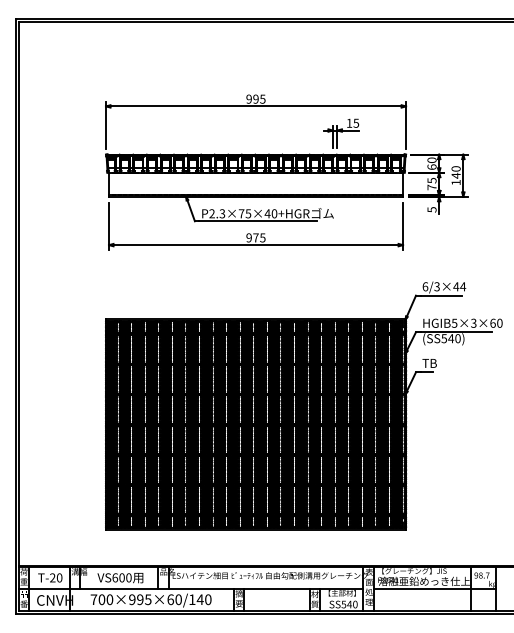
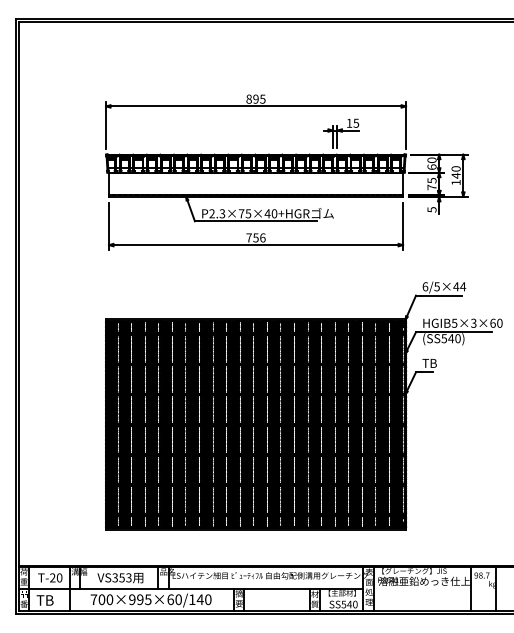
text: 995 -> 895 (248, 98)
text: 975 -> 756 (255, 237)
text: 6/3×44 -> 6/5×44 (436, 286)
text: VS600 -> VS353 (121, 577)
line: present -> none (434, 589)
text: CNVH -> TB (54, 600)
